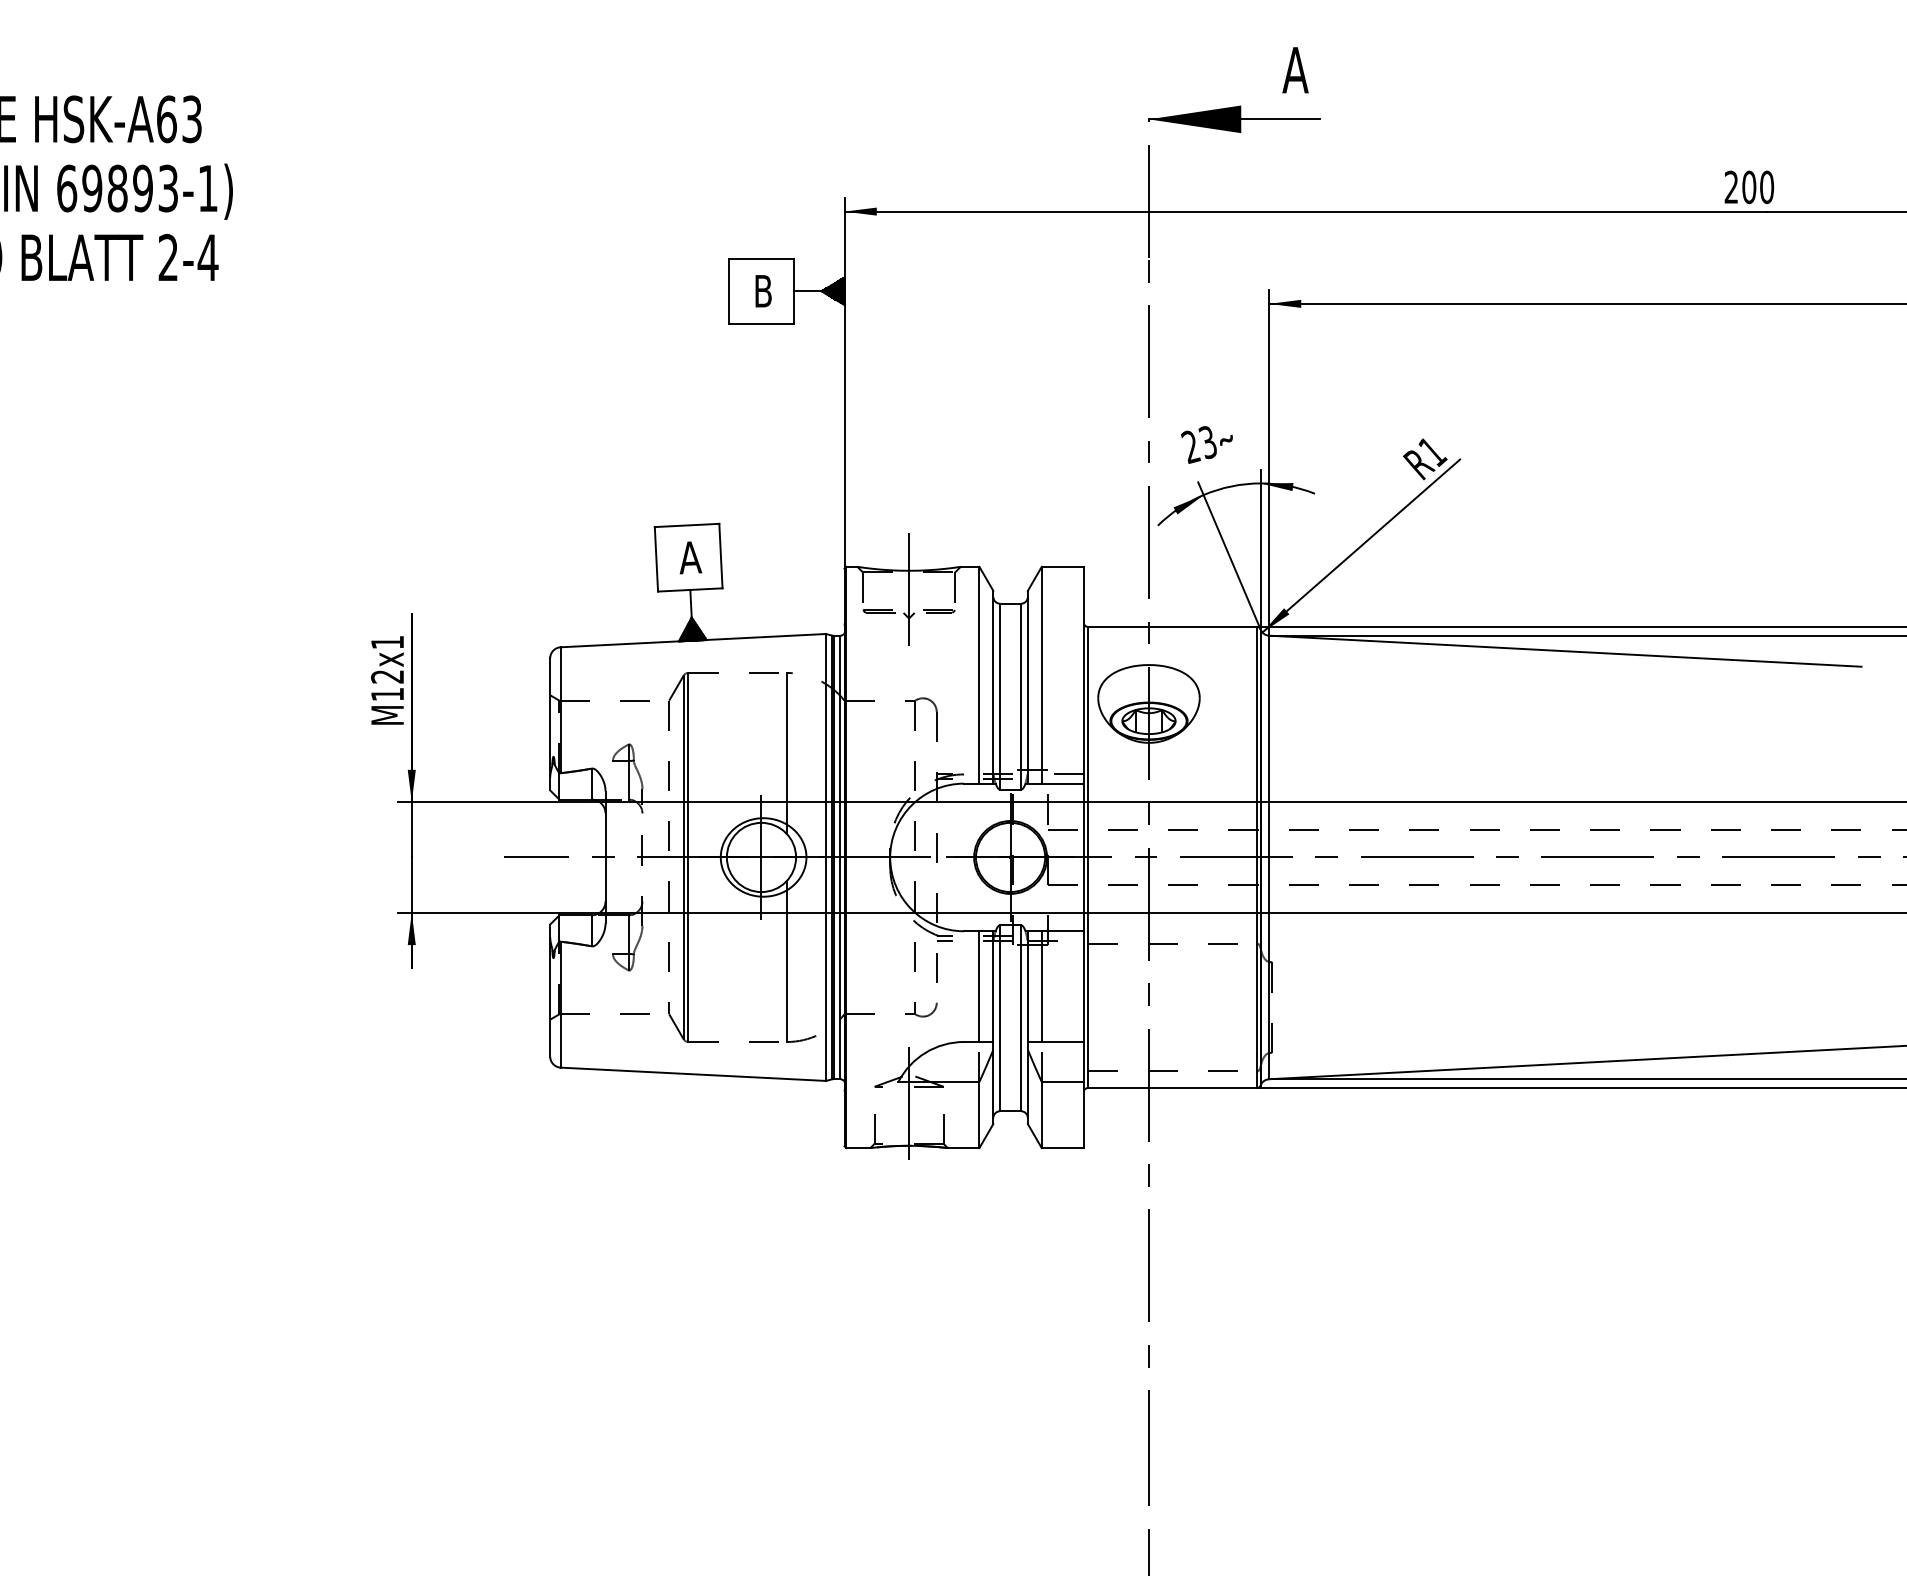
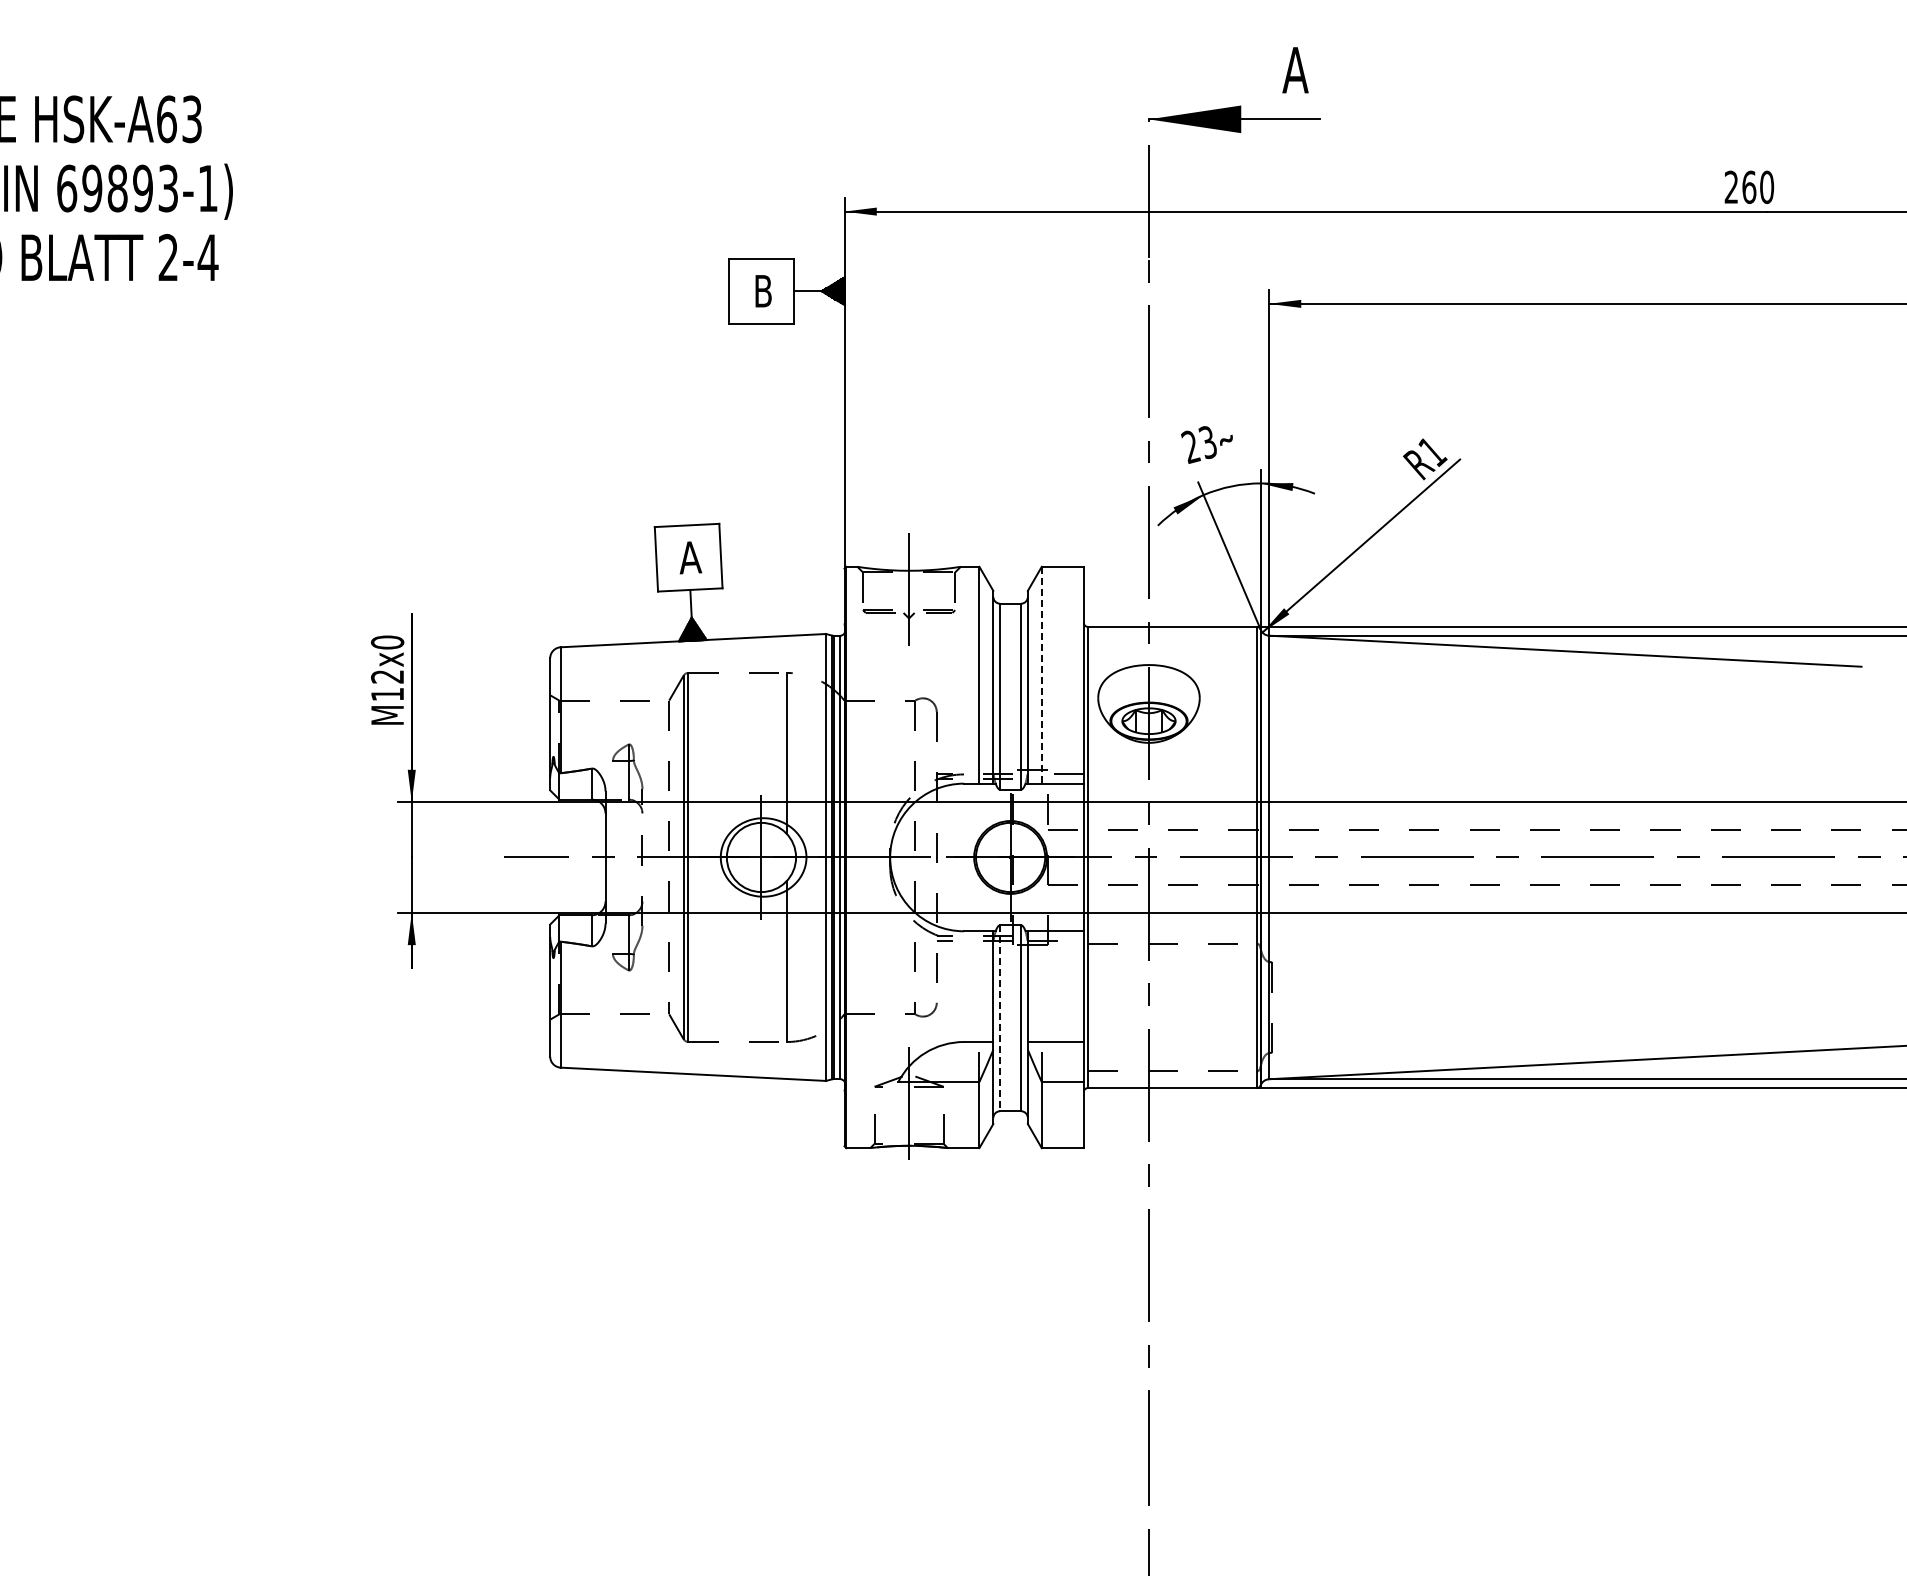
text: 200 -> 260 (1749, 186)
text: M12x1 -> M12x0 (387, 642)
line: solid -> dashed (1041, 675)
line: present -> none (979, 986)
line: present -> none (1041, 986)
line: solid -> dashed (1000, 1018)
